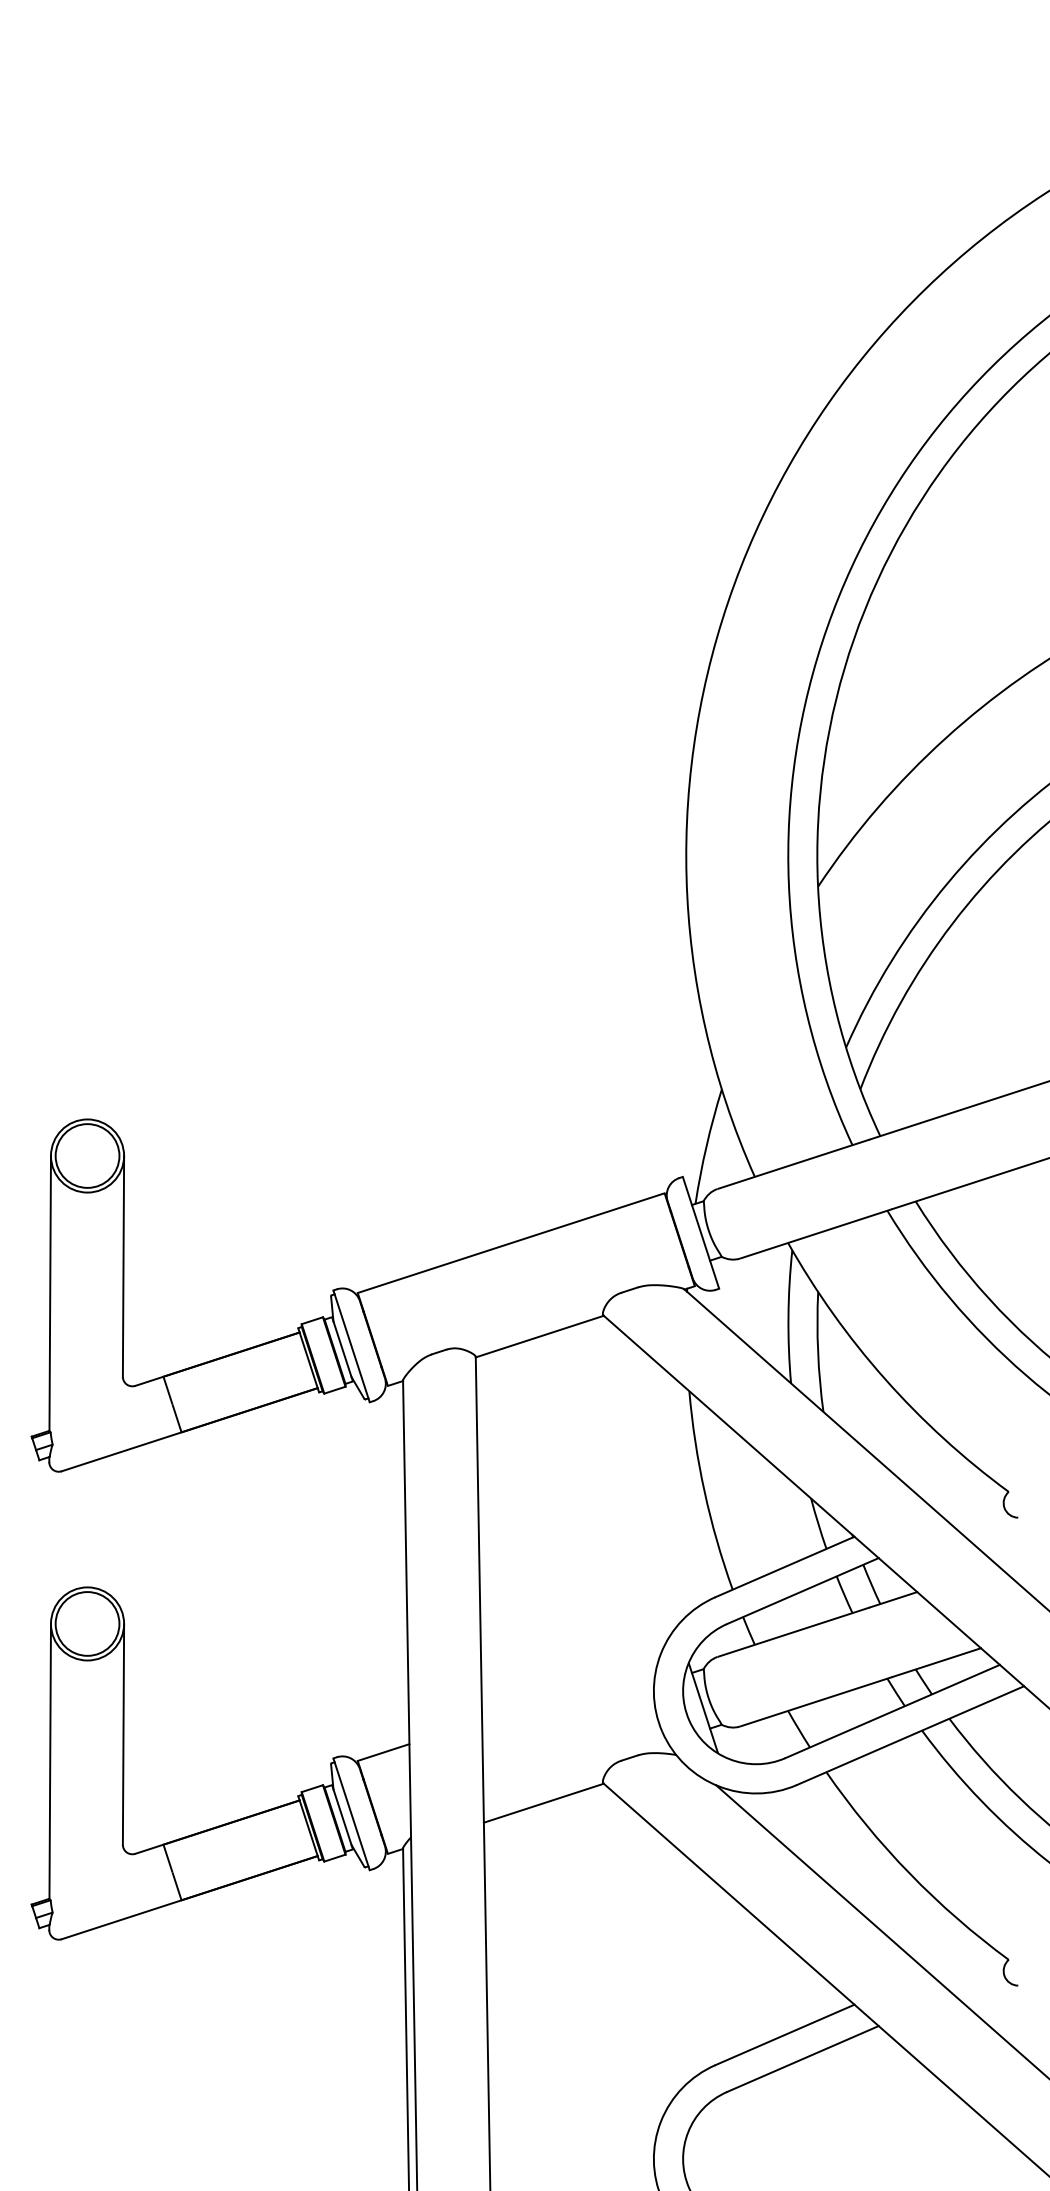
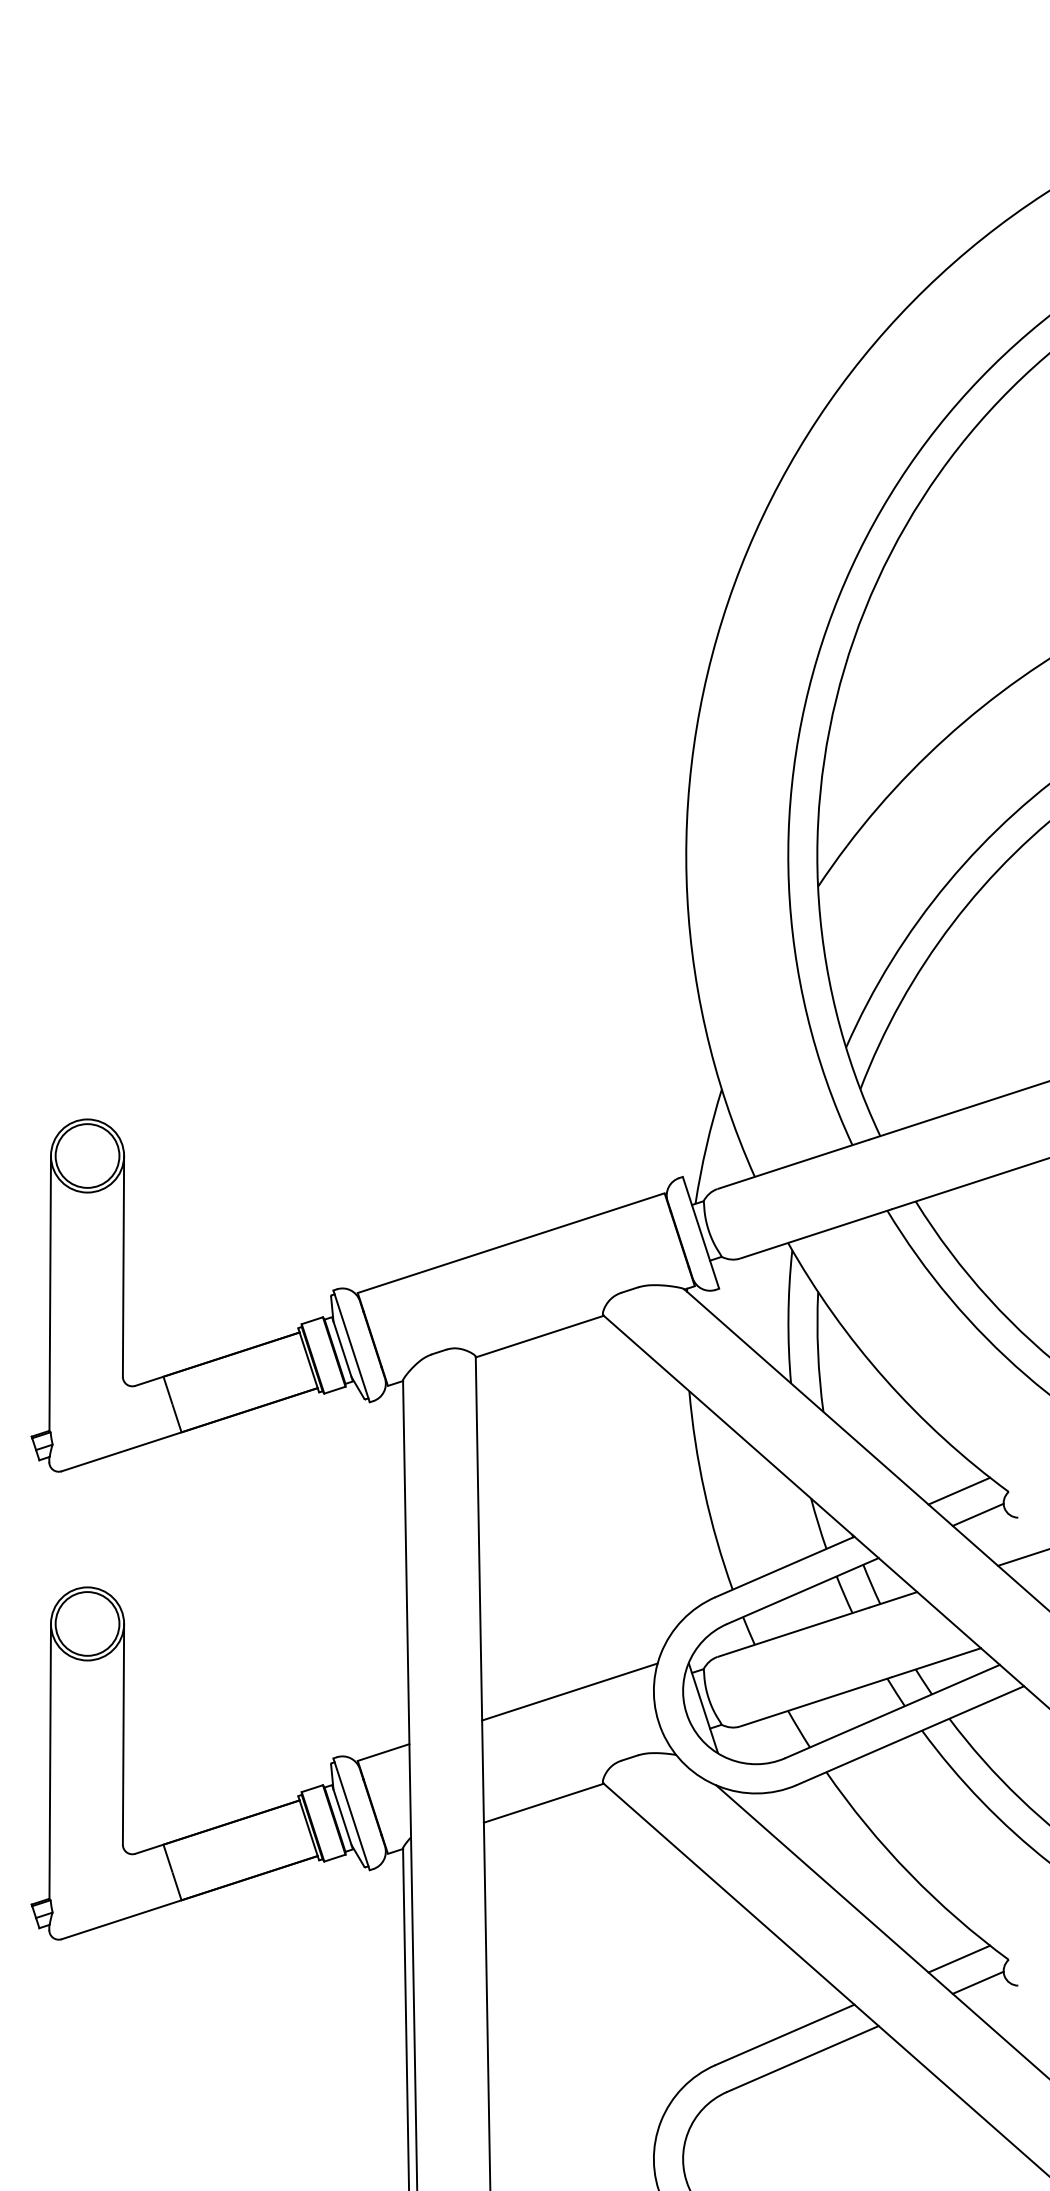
line: none -> present (959, 1490)
line: none -> present (977, 1514)
line: none -> present (1022, 1557)
line: none -> present (569, 1691)
line: none -> present (959, 1958)
line: none -> present (977, 1982)
